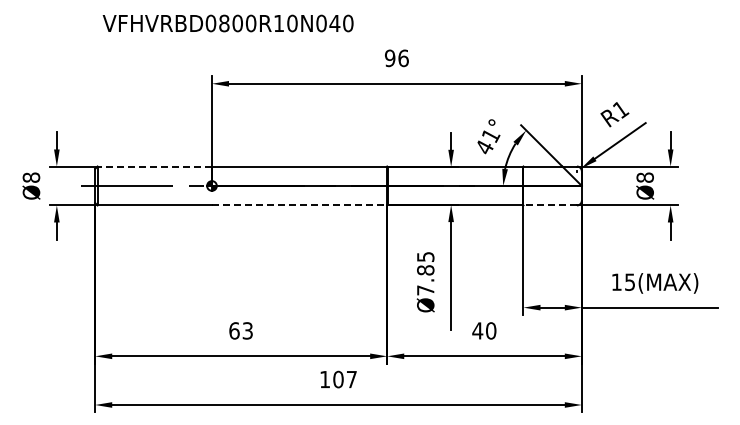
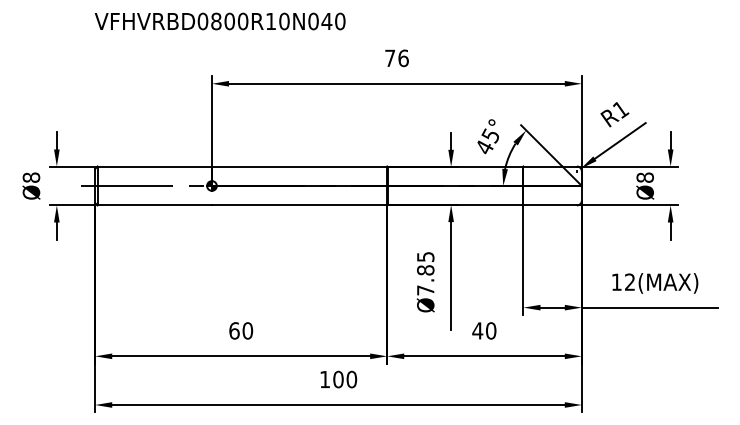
text position: (227, 23) -> (219, 21) (219, 21)
text: 96 -> 76 (389, 58)
text: 41° -> 45° (490, 135)
line: dashed -> solid (154, 166)
line: dashed -> solid (299, 205)
line: dashed -> solid (550, 205)
text: 15(MAX) -> 12(MAX) (629, 281)
text: 63 -> 60 (247, 330)
text: 107 -> 100 (351, 379)
